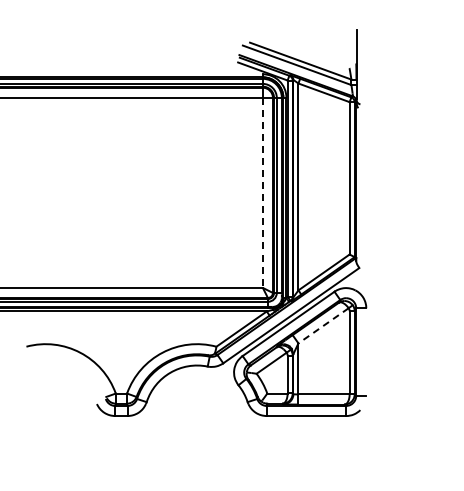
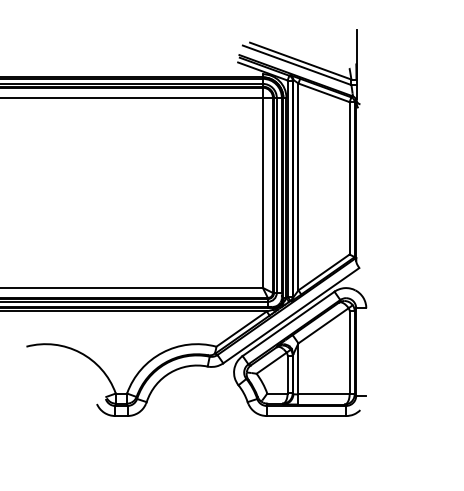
line: dashed -> solid (262, 193)
line: dashed -> solid (323, 325)
